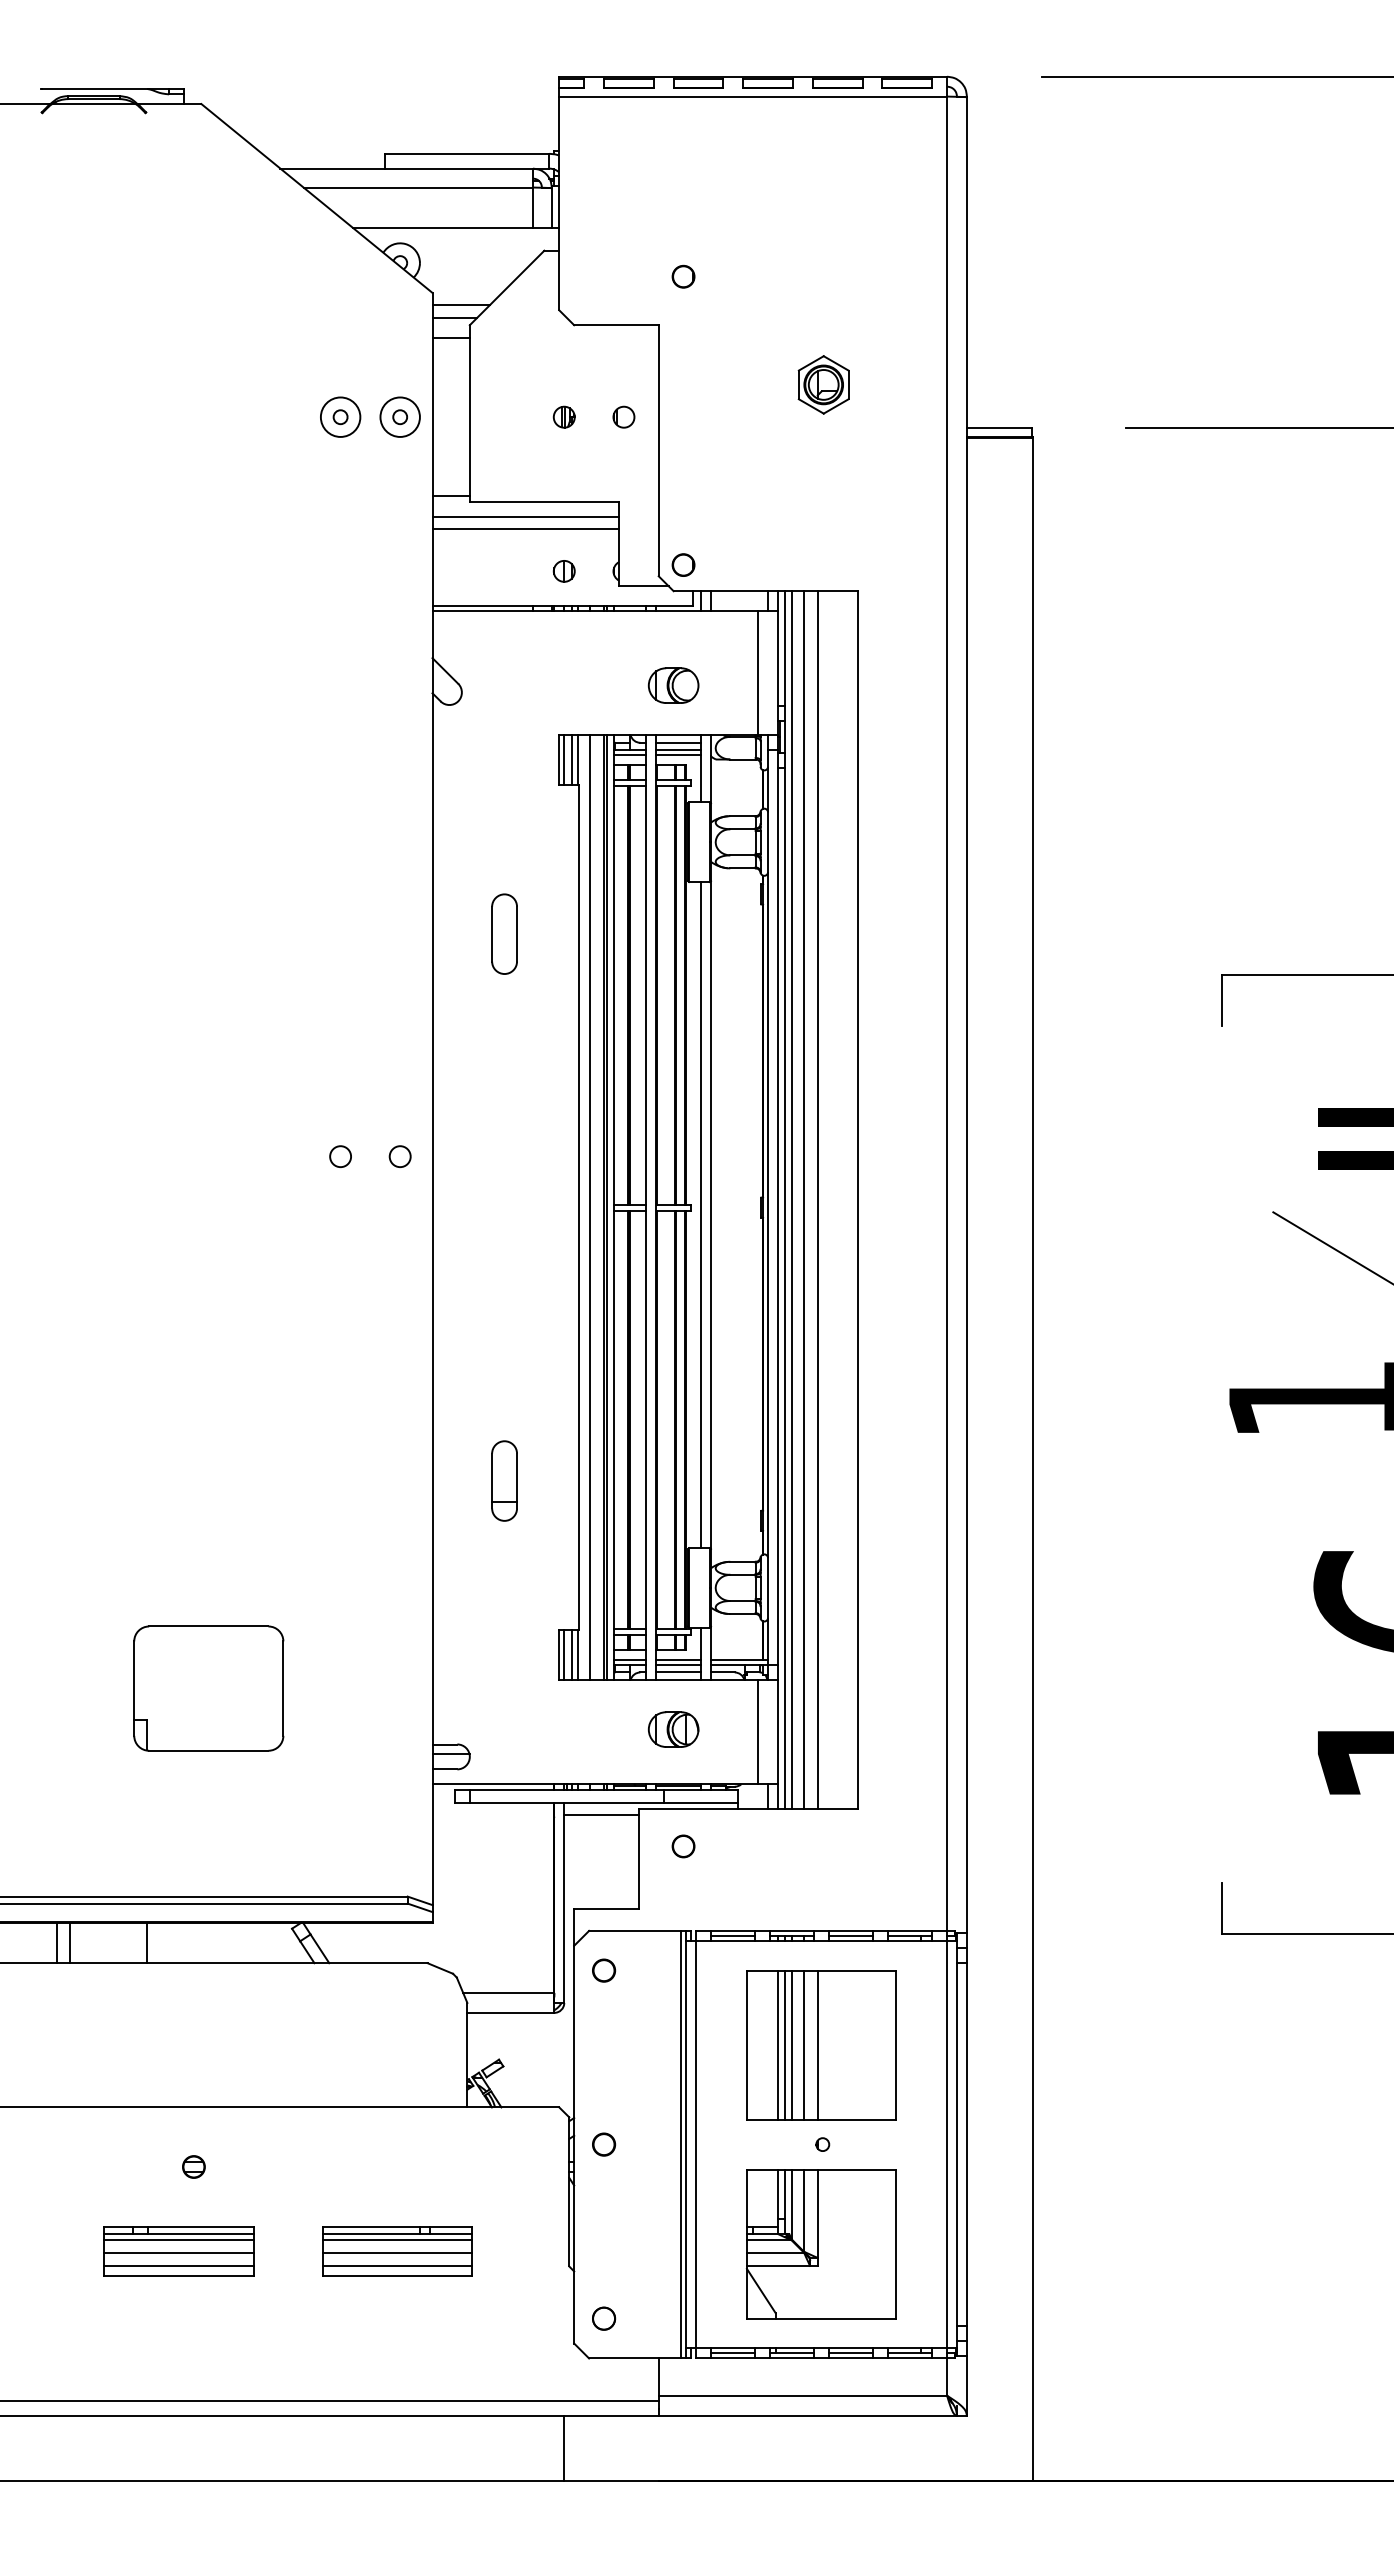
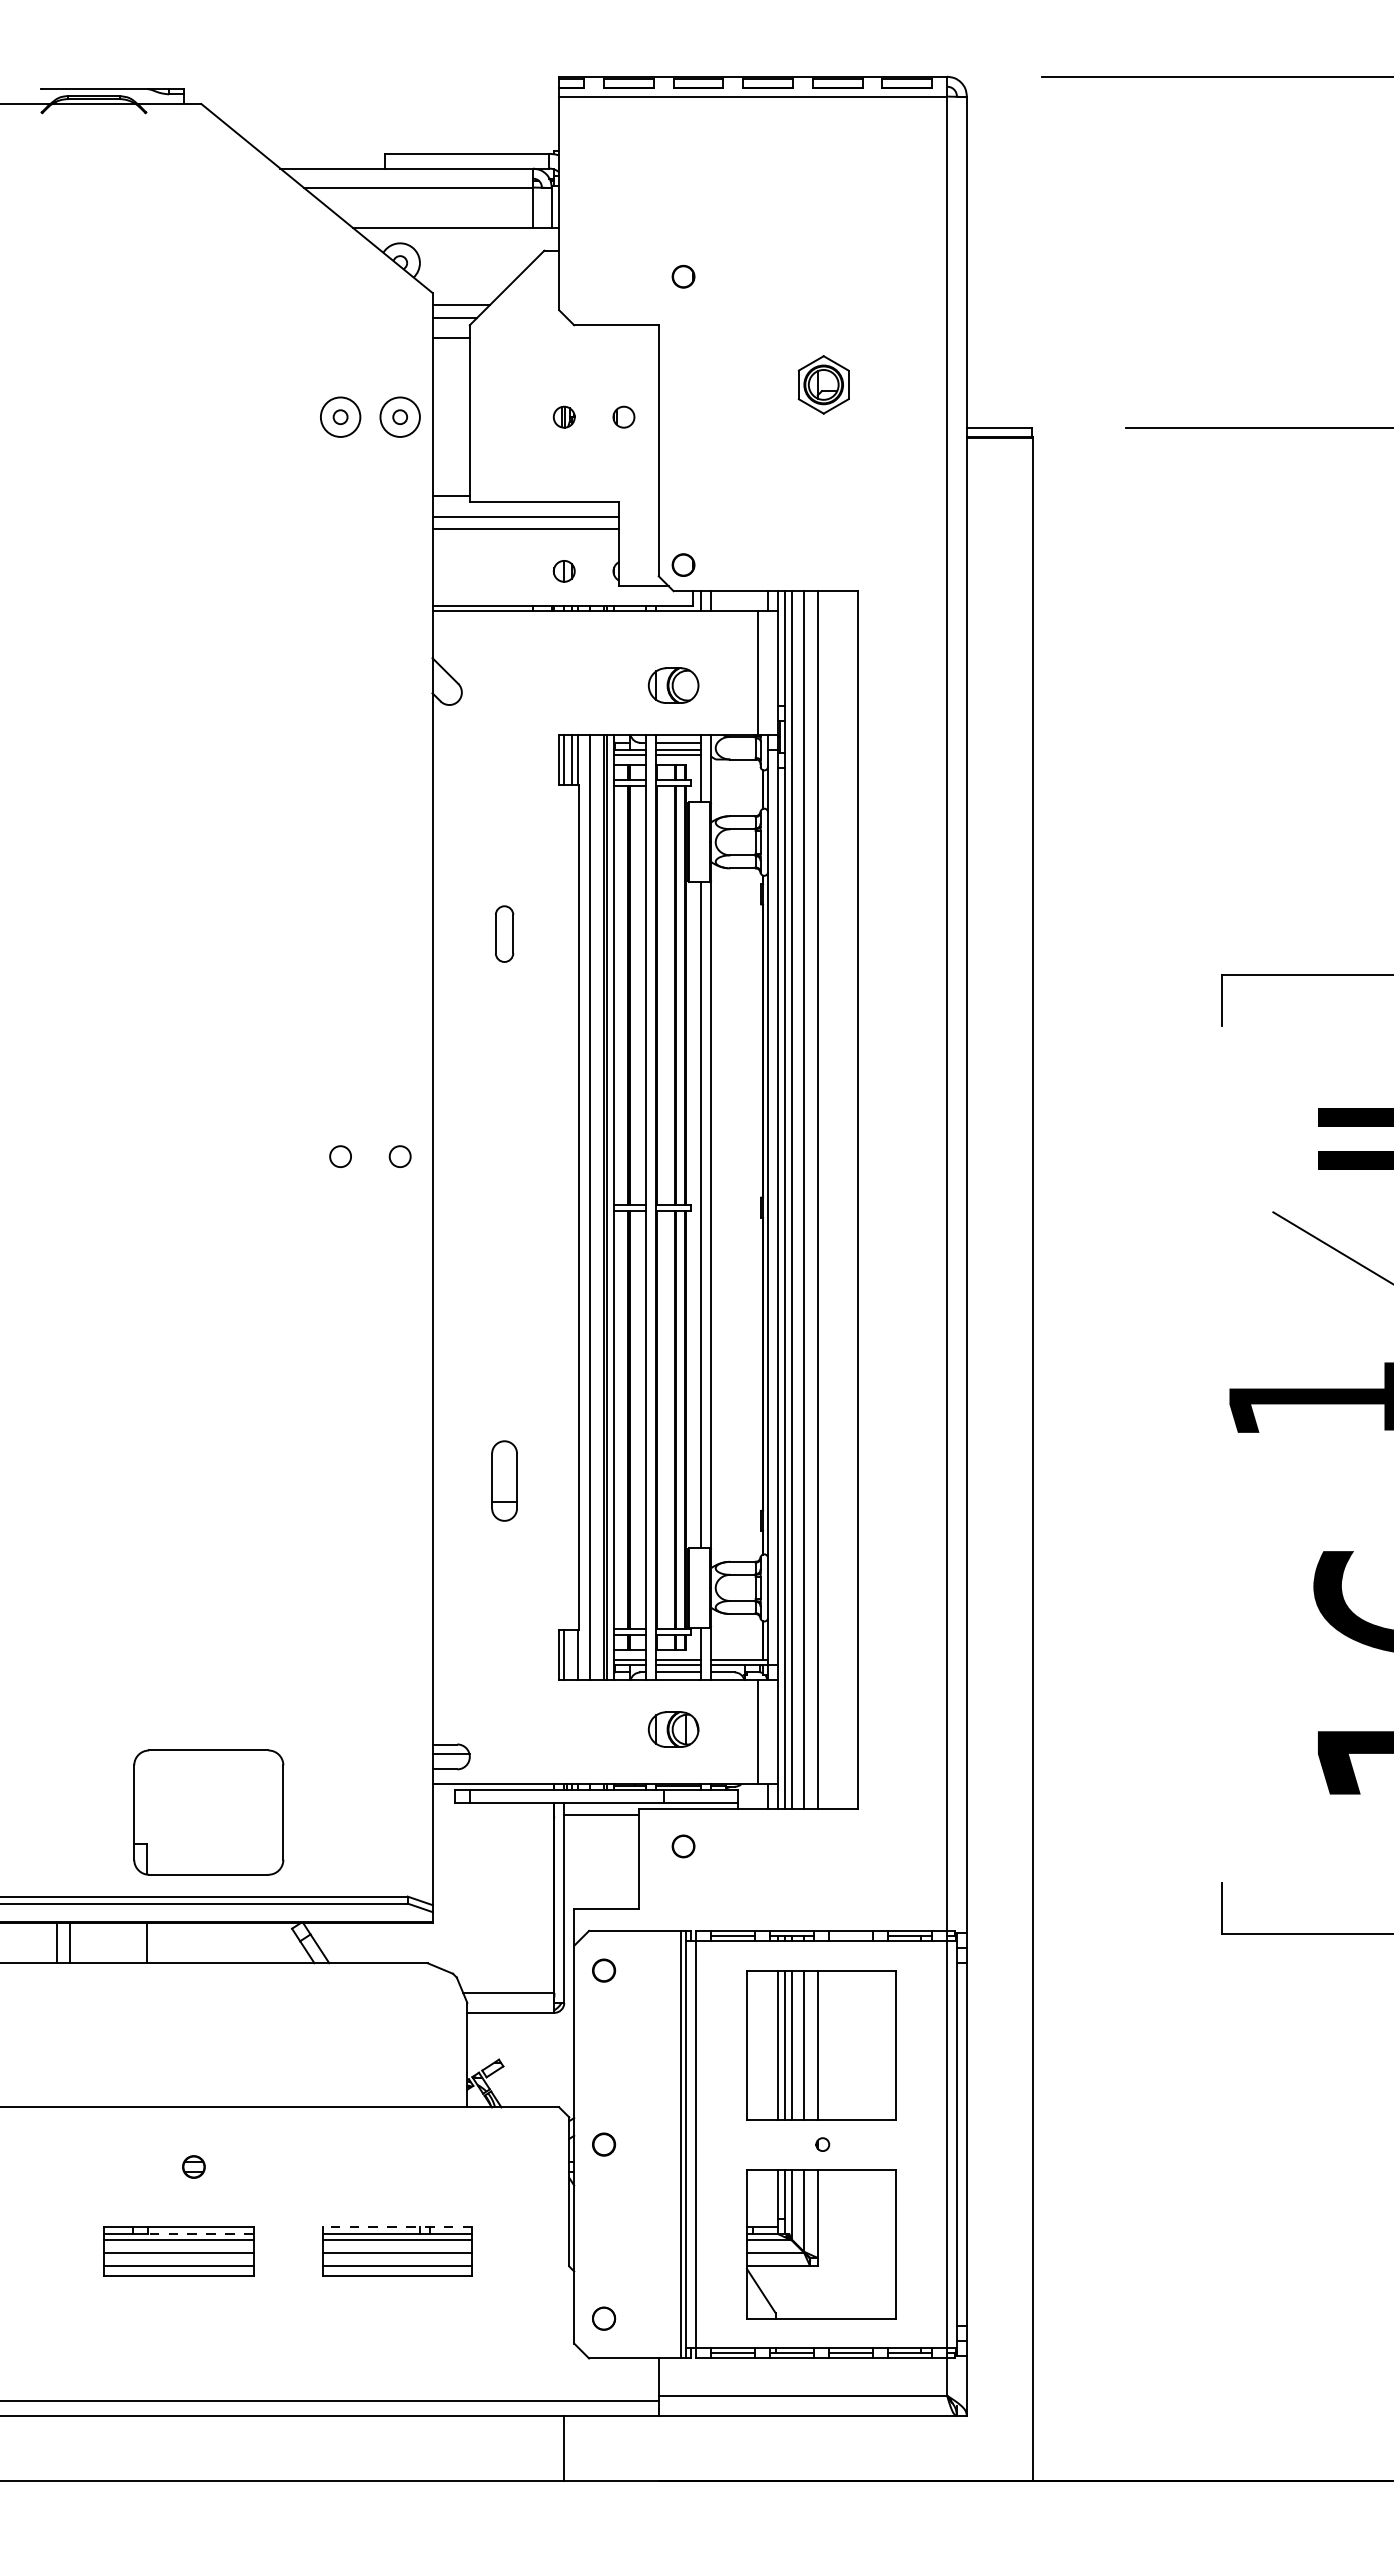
part size: 27x82 px -> 20x58 px (504, 933)
line: present -> none (571, 1654)
part position: (208, 1688) -> (208, 1812) (208, 1812)
line: present -> none (851, 1935)
line: solid -> dashed (397, 2226)
line: solid -> dashed (200, 2234)
